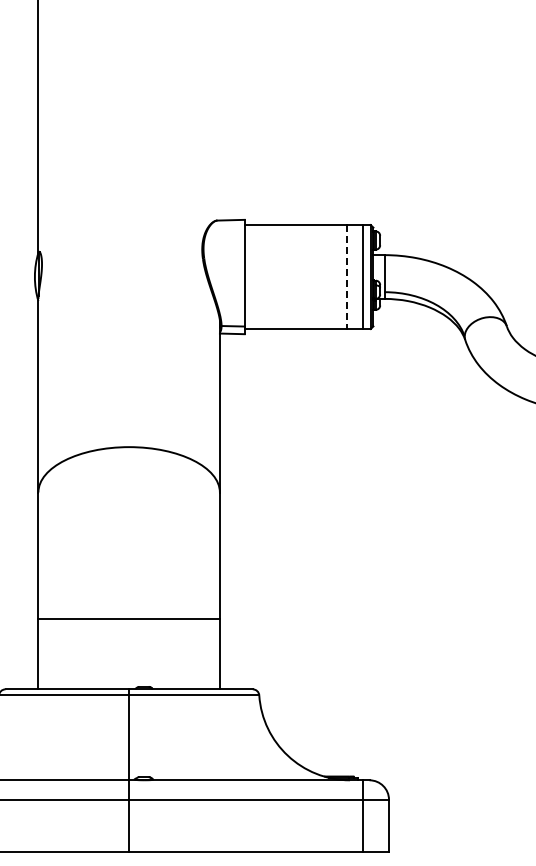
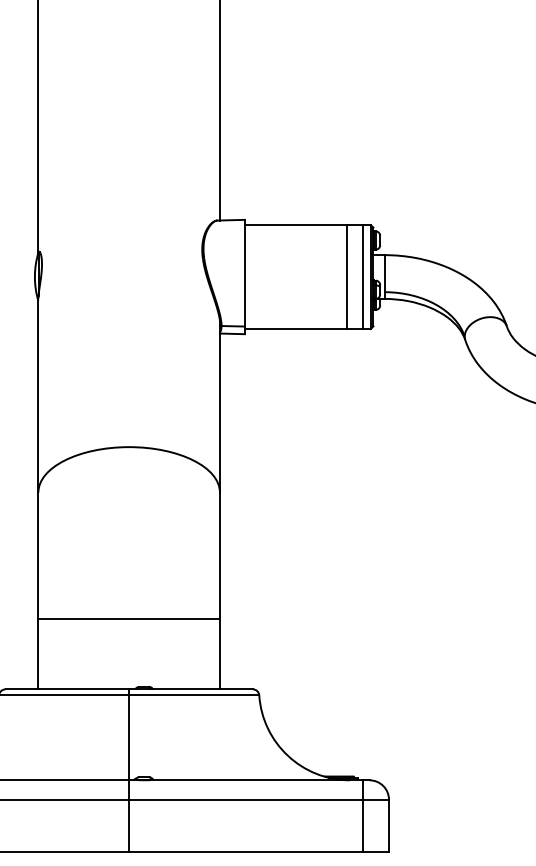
line: none -> present (219, 111)
line: dashed -> solid (347, 277)
